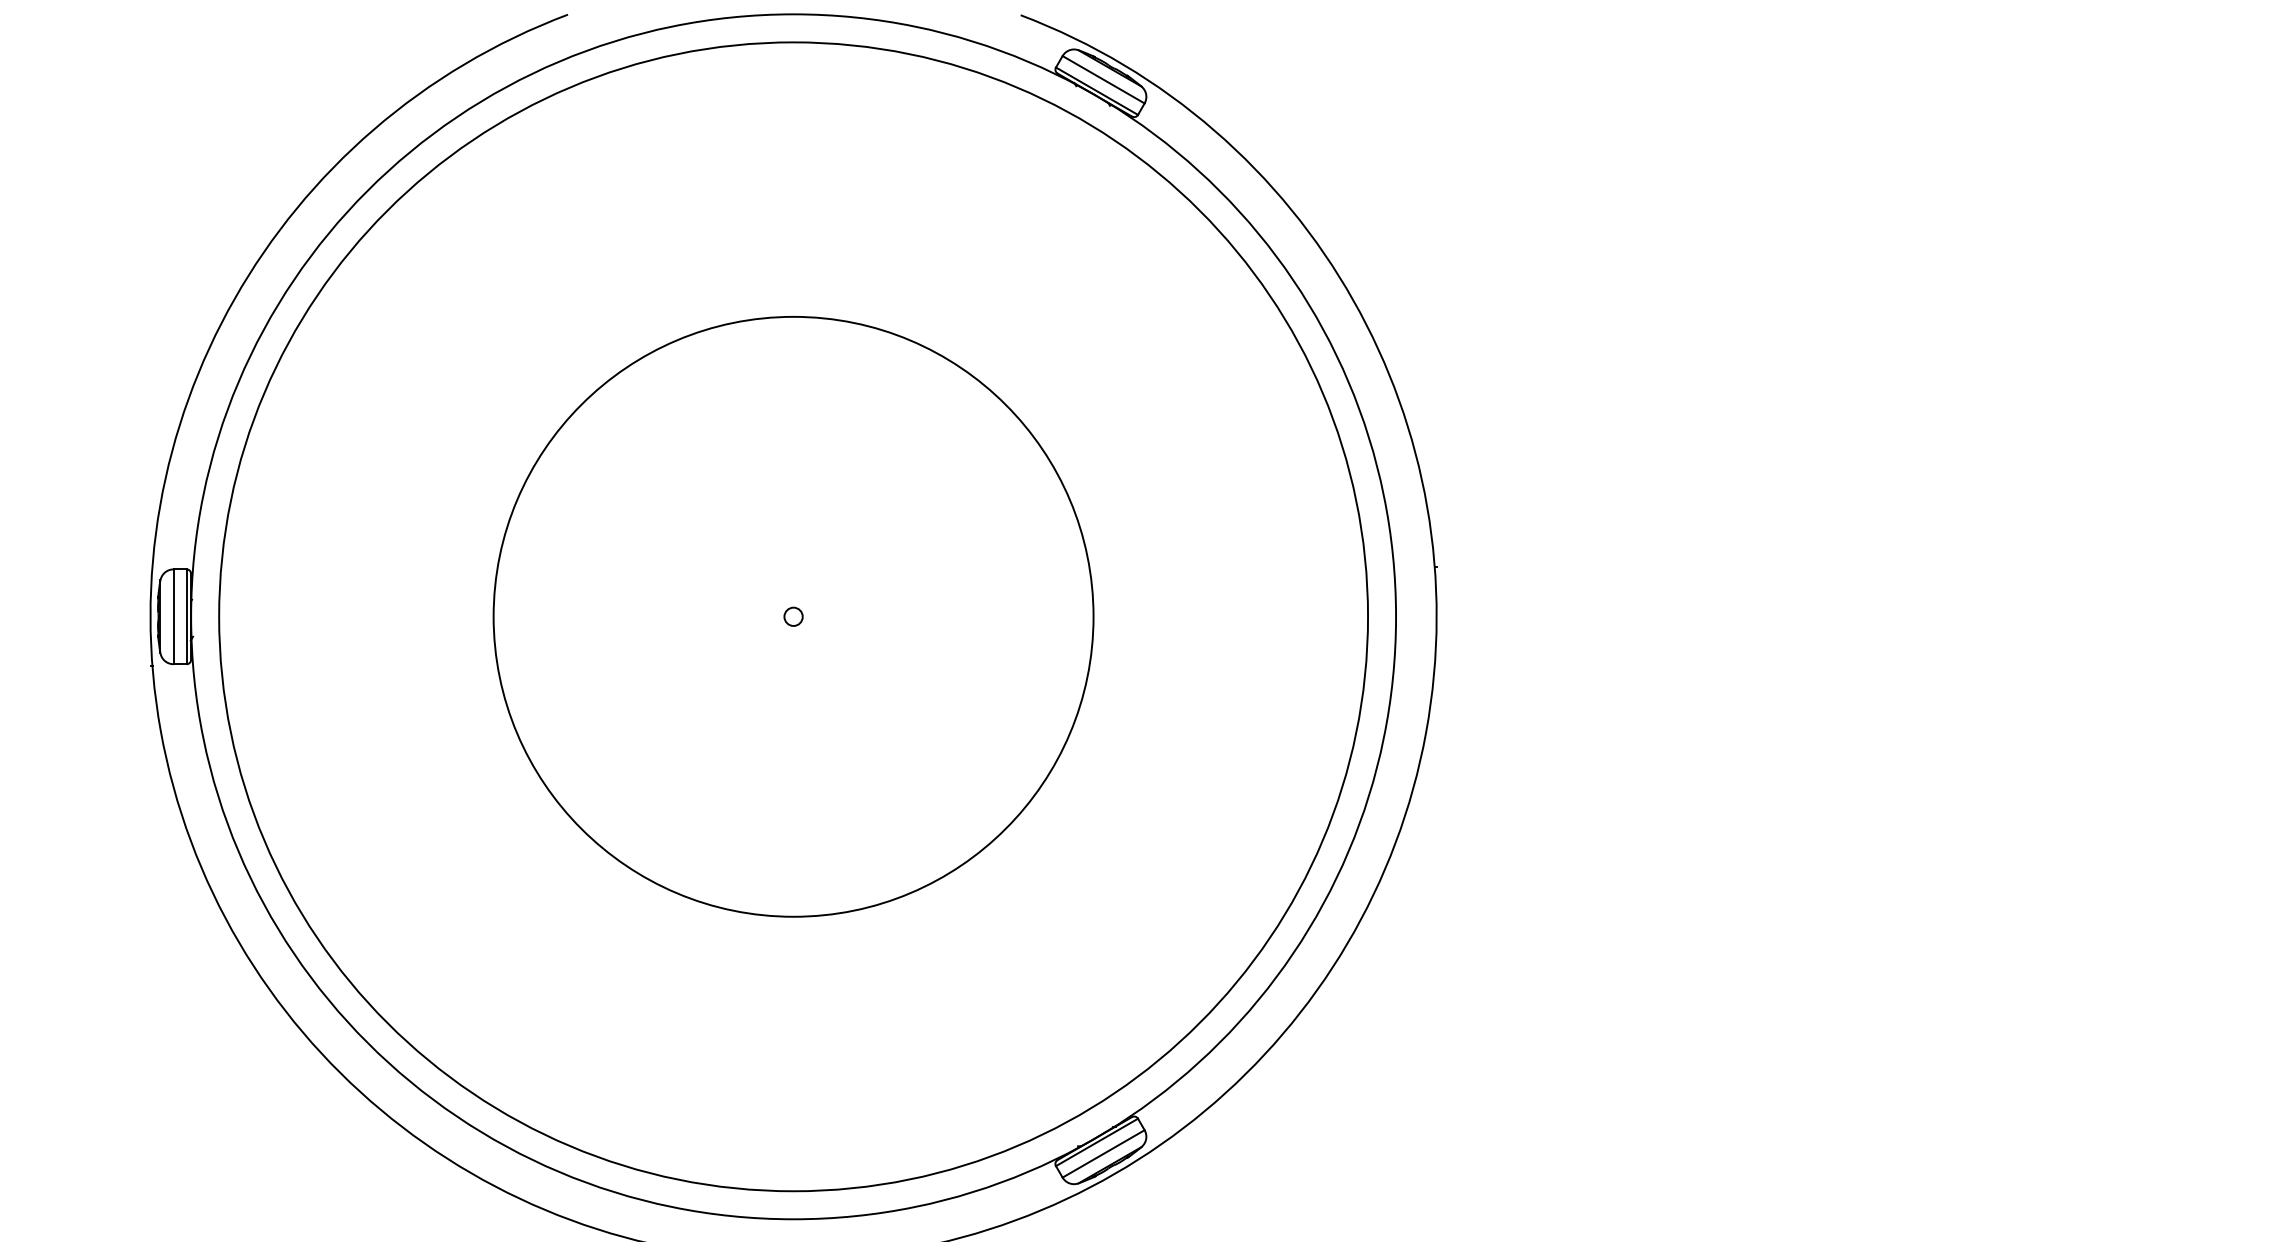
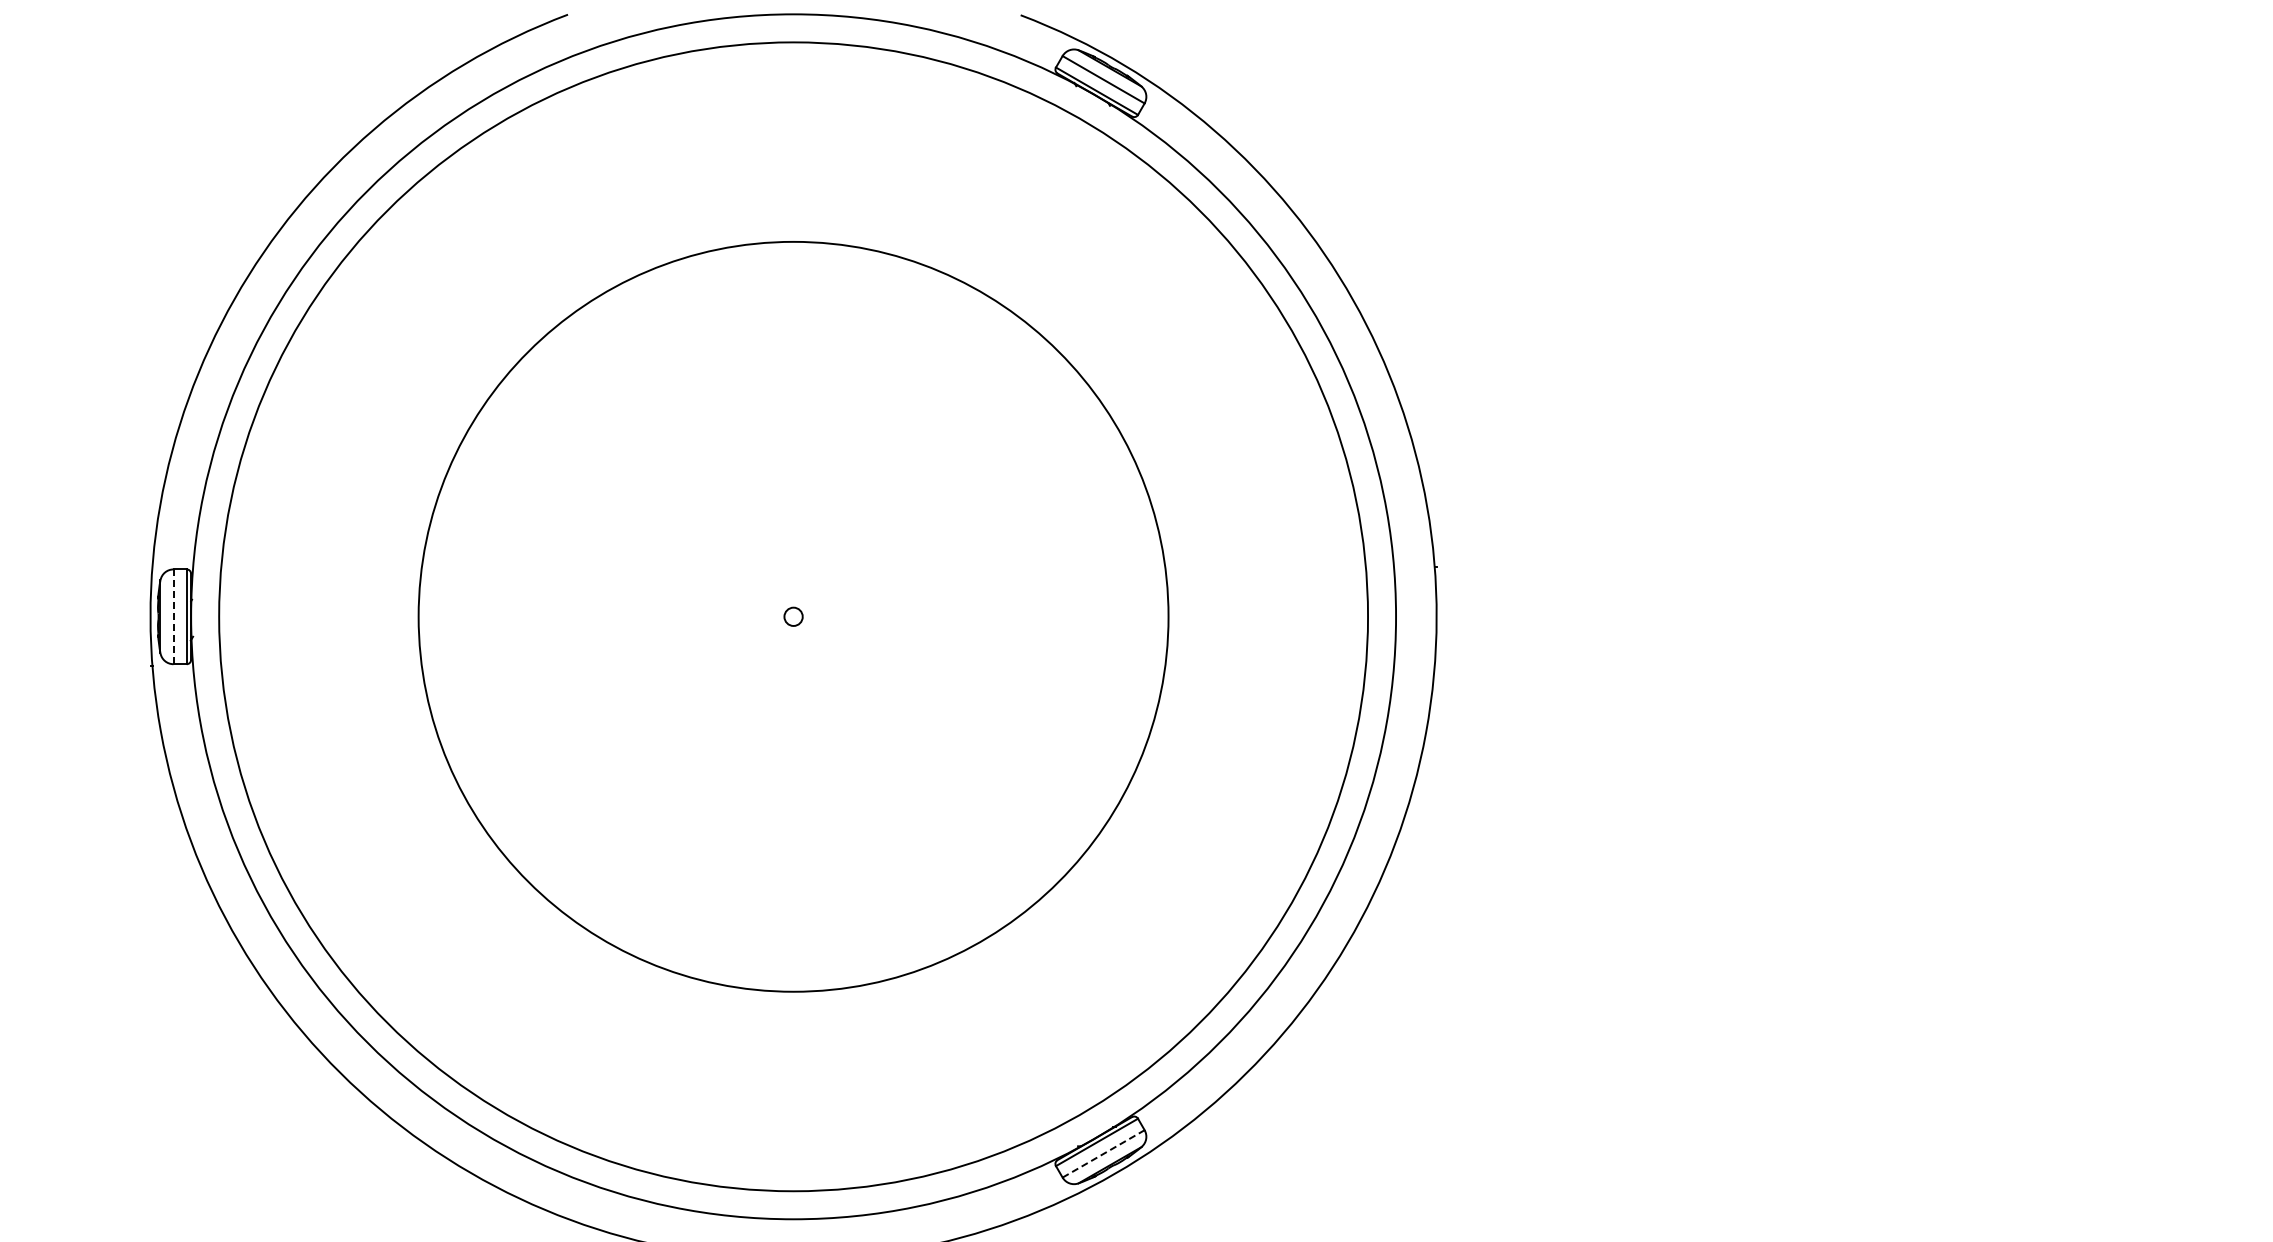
circle diameter: 600 px -> 750 px (793, 616)
line: solid -> dashed (173, 617)
line: solid -> dashed (1104, 1153)
